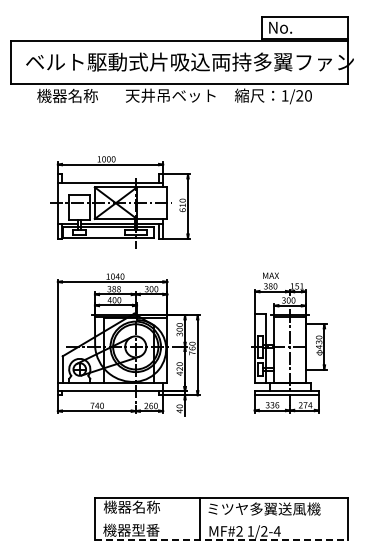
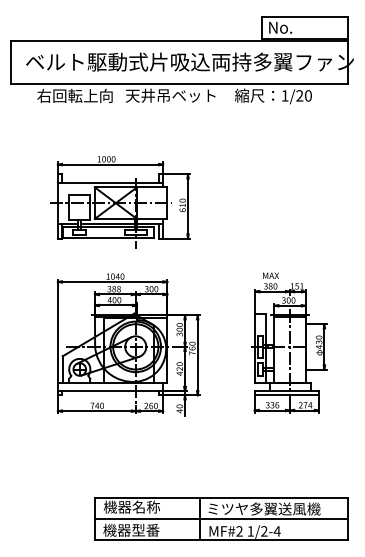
text: 機器名称 -> 右回転上向 (74, 95)
line: none -> present (221, 519)
line: dashed -> solid (221, 540)
